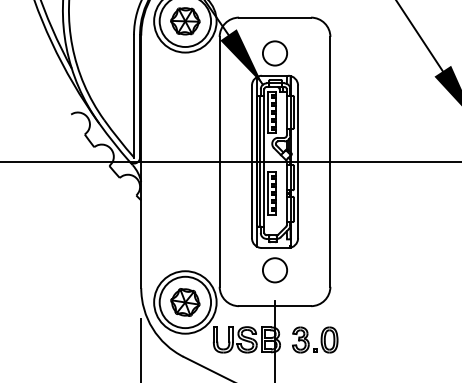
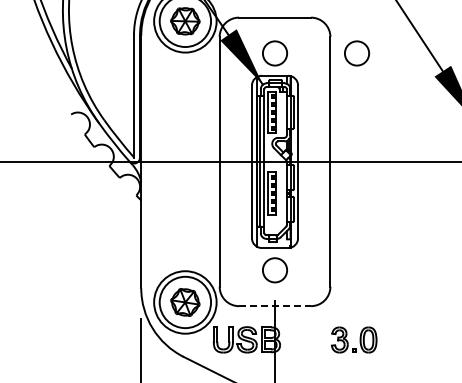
circle: none -> present (356, 53)
line: solid -> dashed (275, 306)
part position: (315, 339) -> (354, 339) (354, 339)
